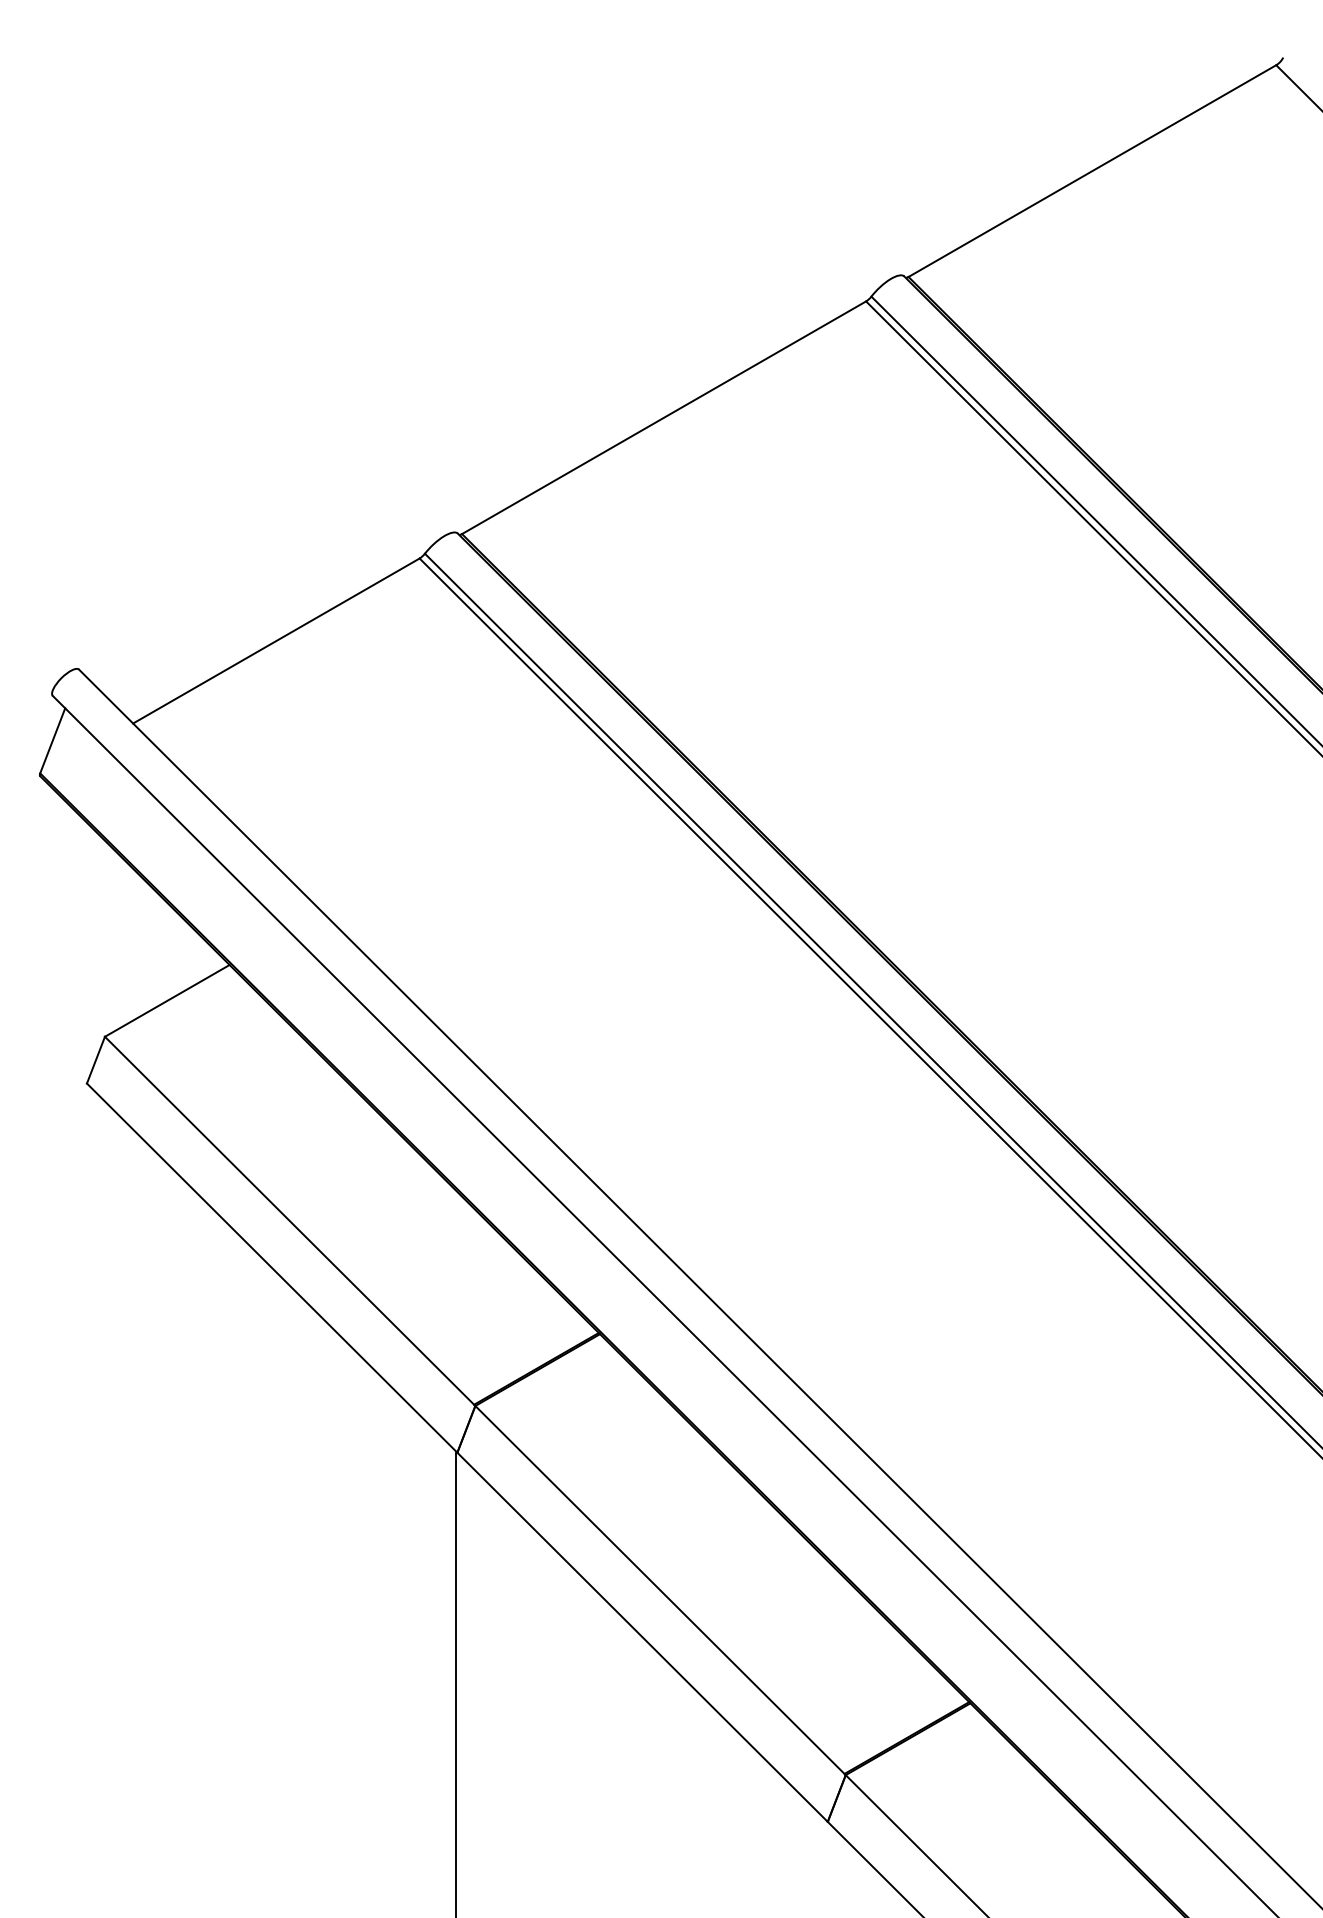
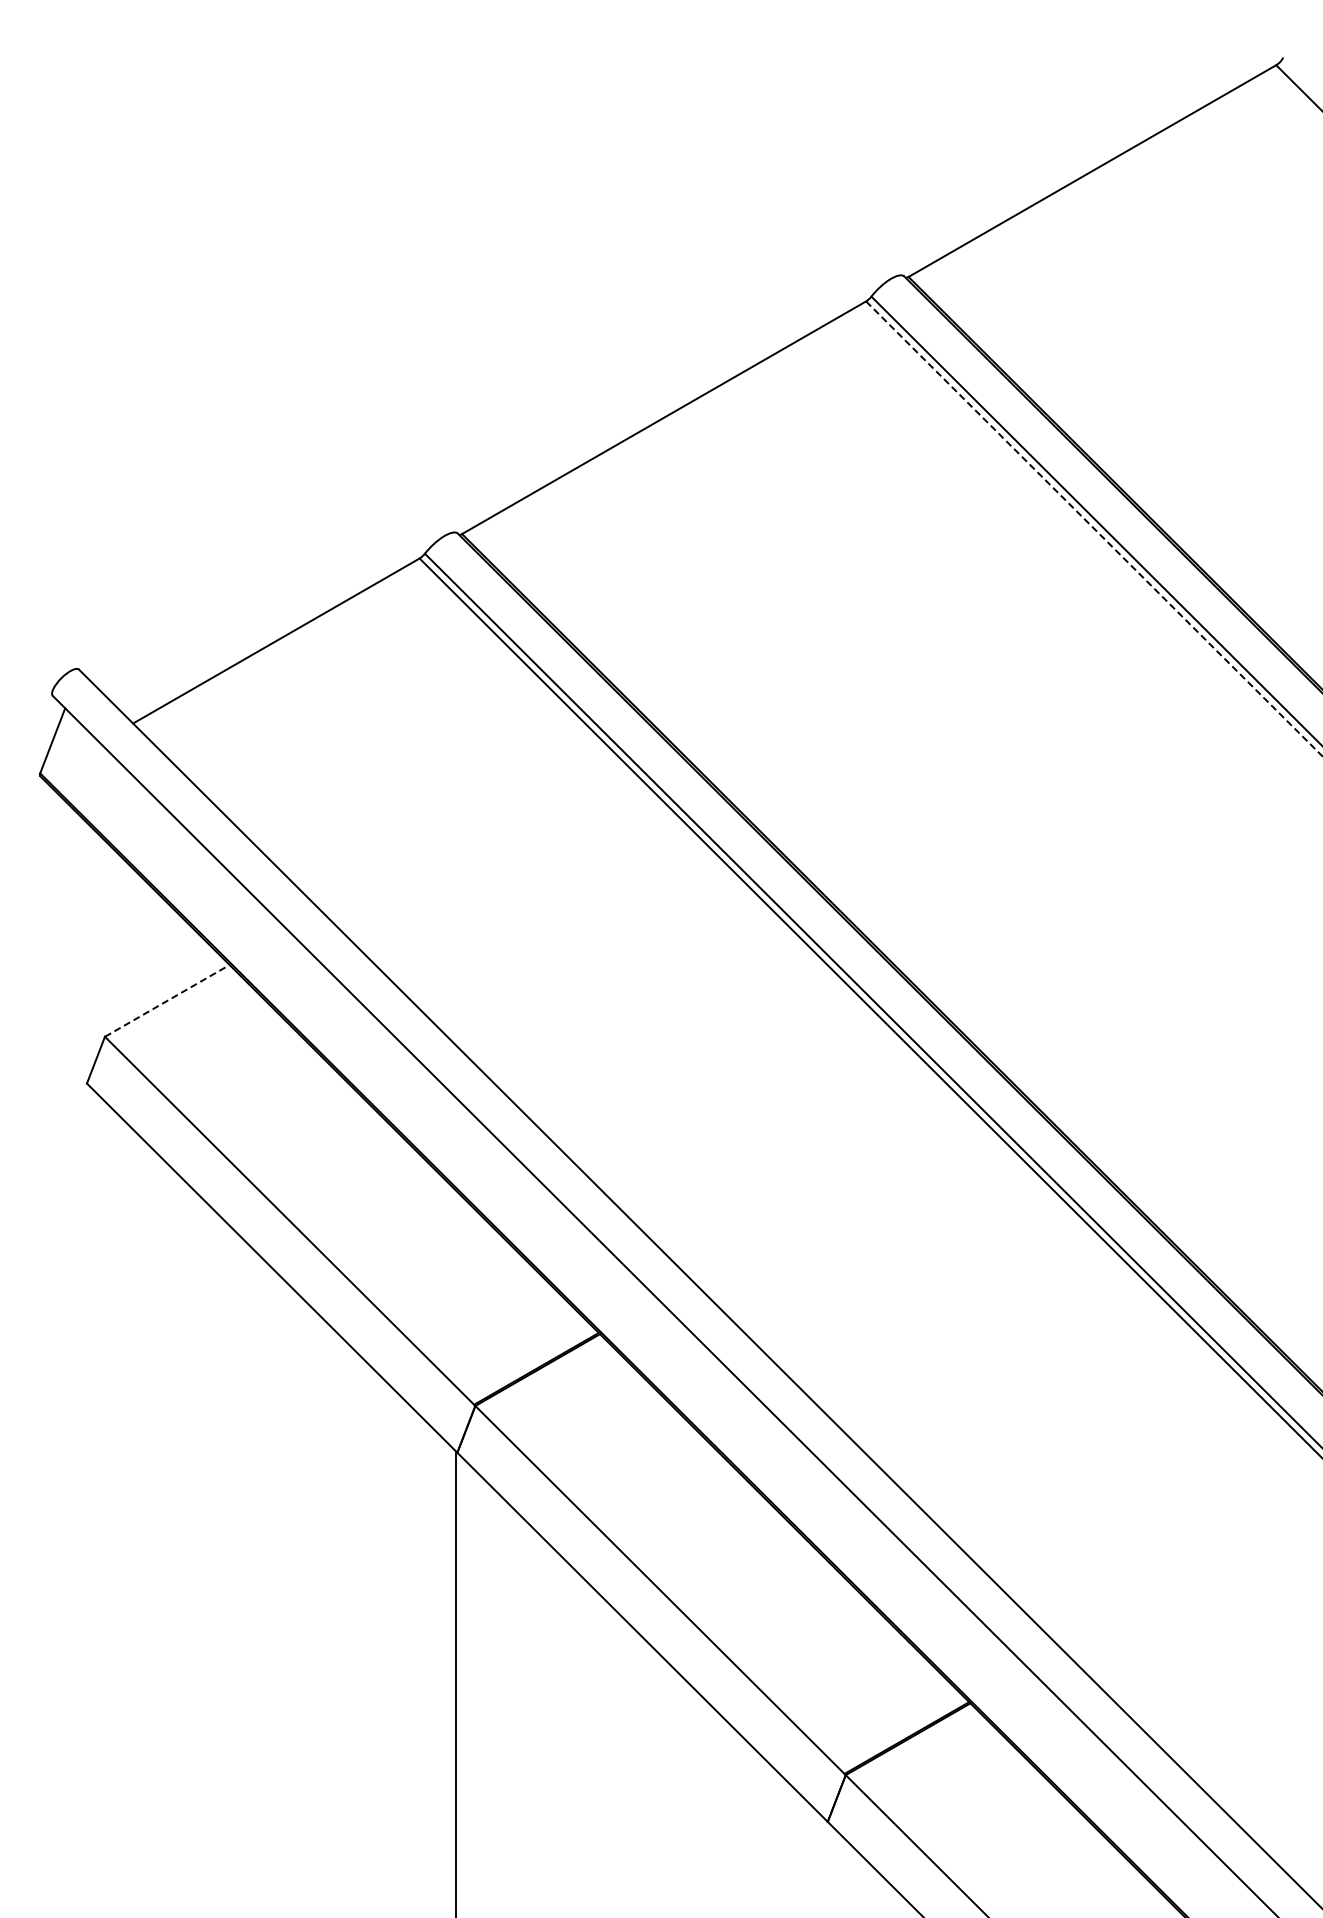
line: solid -> dashed (1094, 529)
line: solid -> dashed (167, 1000)
